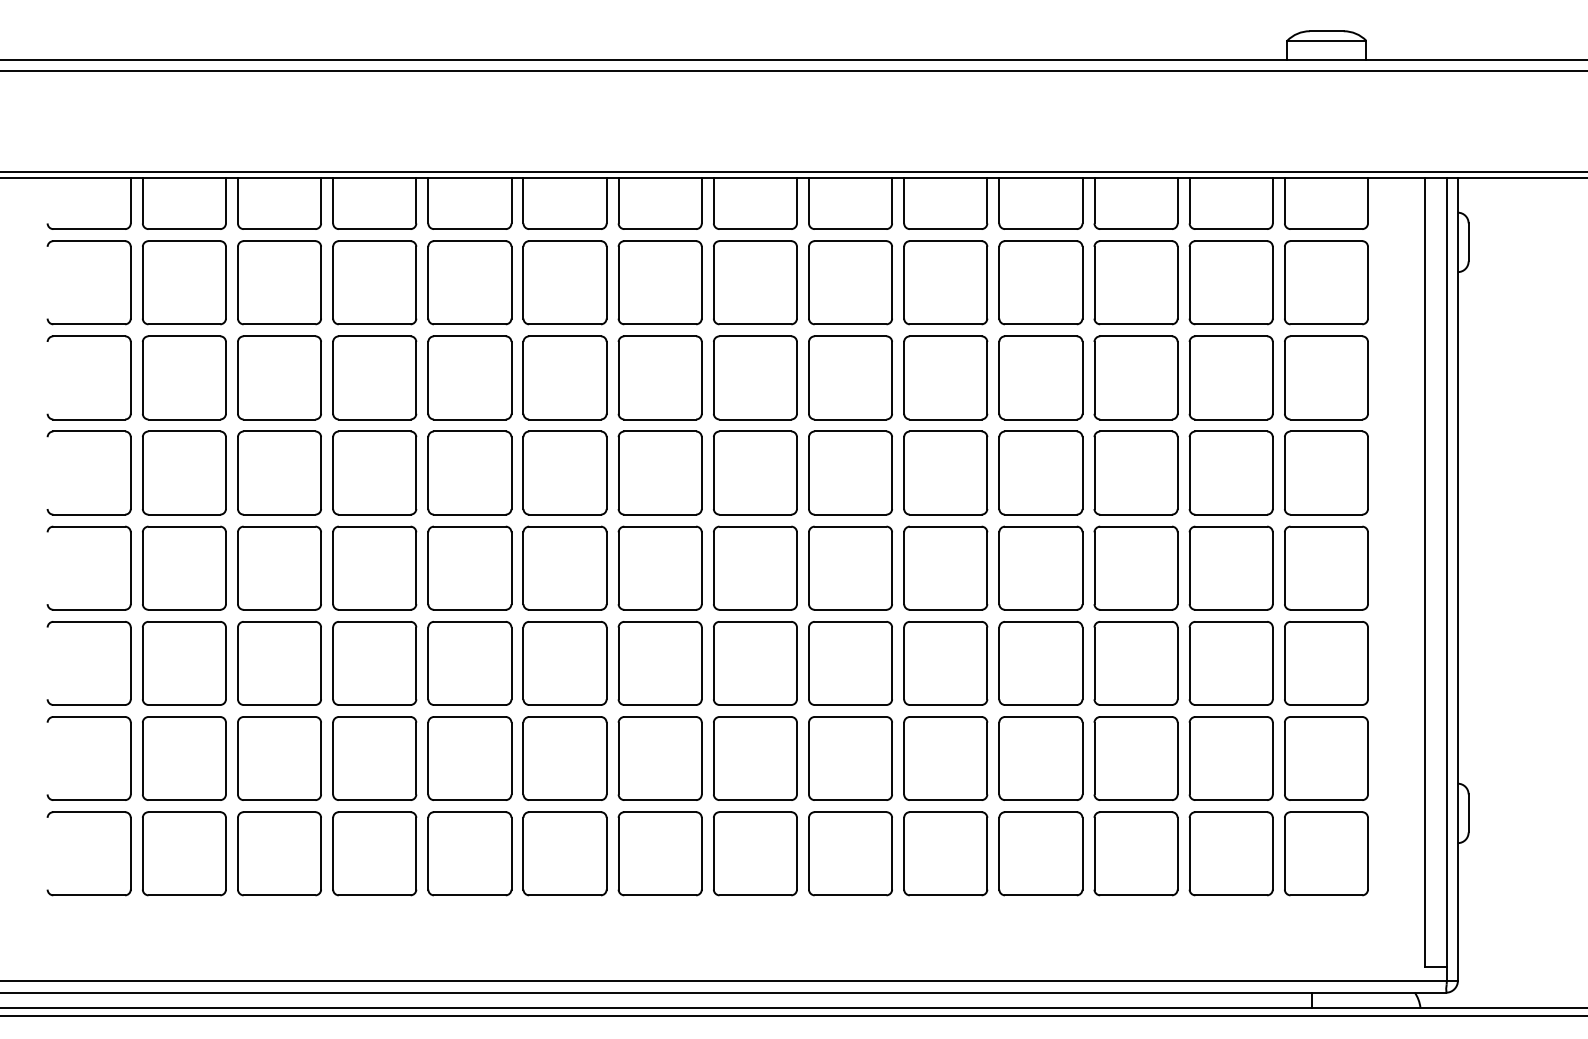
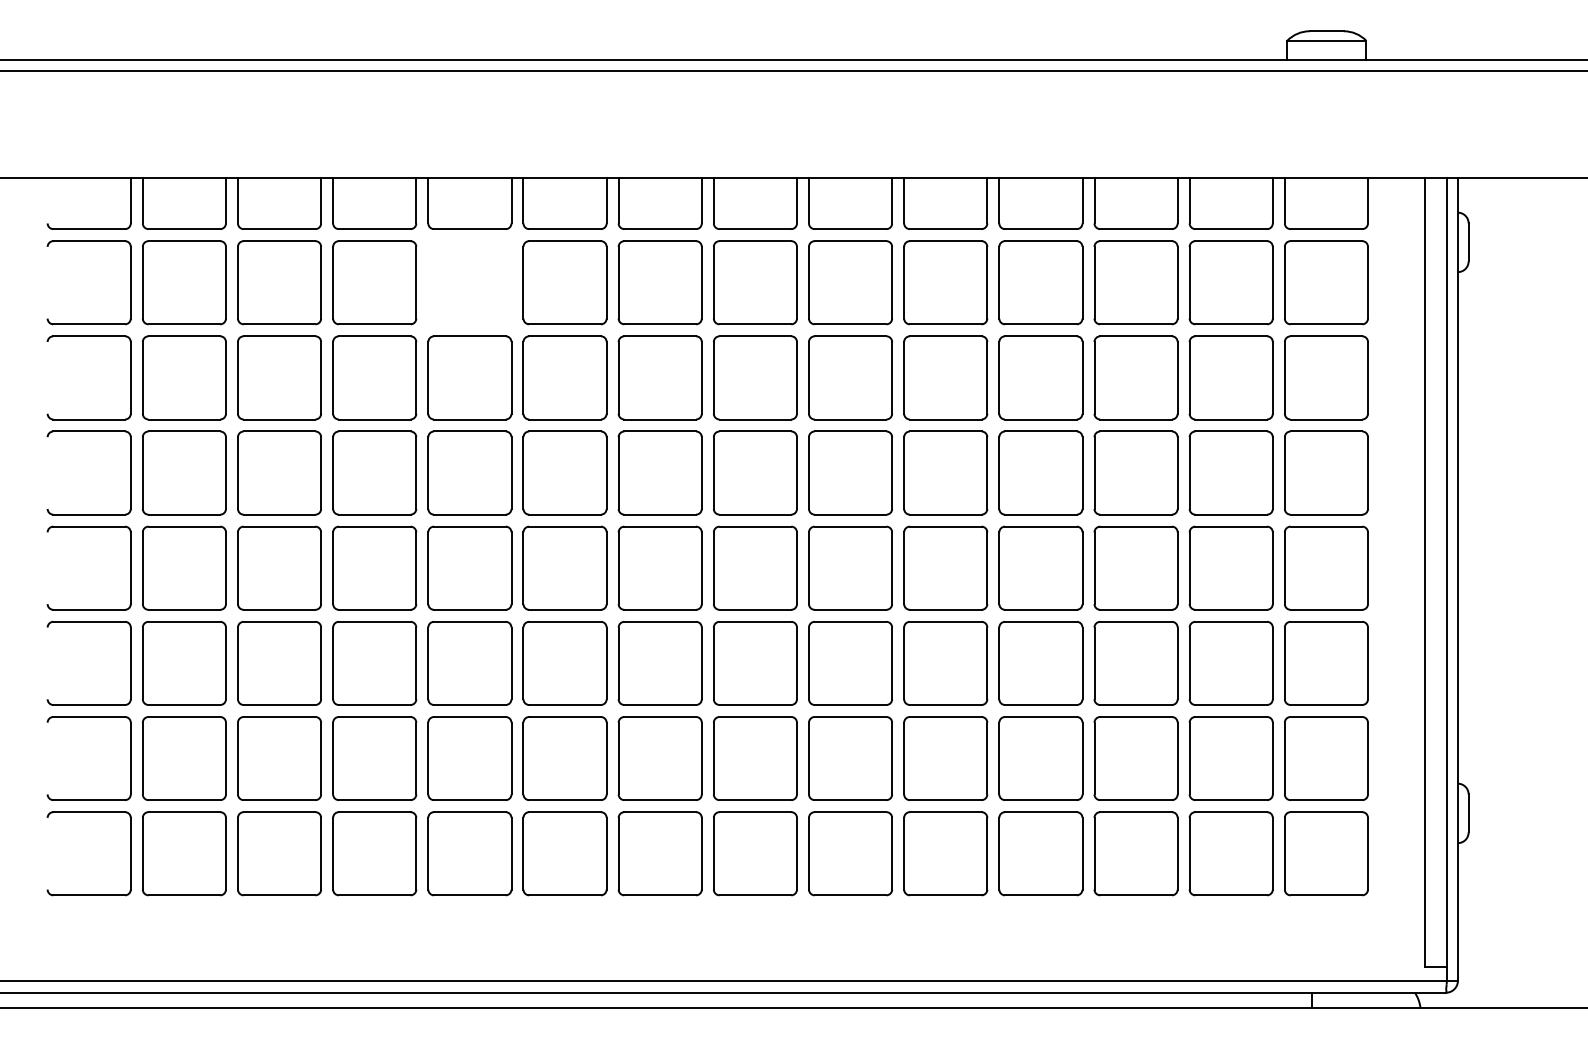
line: present -> none (793, 172)
part: present -> none (469, 282)
line: present -> none (793, 1015)
